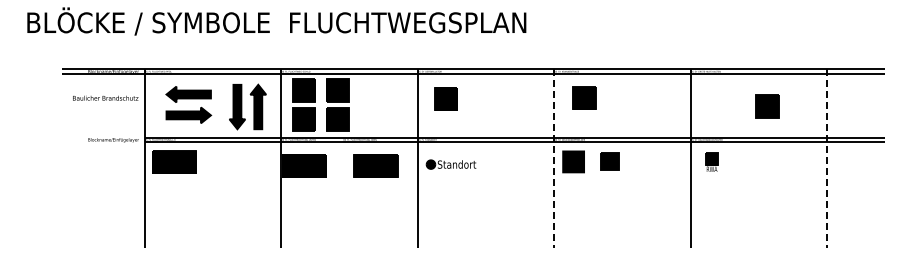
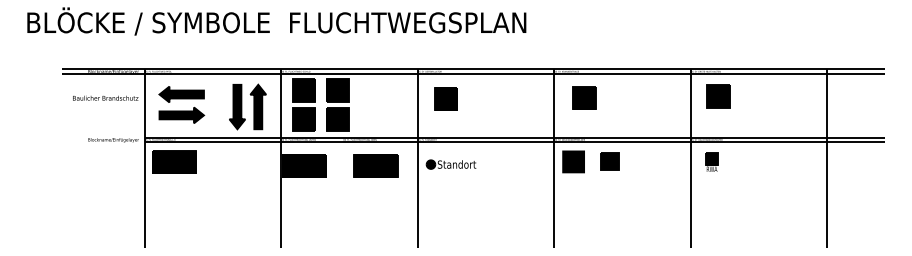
part position: (188, 104) -> (181, 104) (181, 104)
part position: (767, 106) -> (718, 96) (718, 96)
line: dashed -> solid (554, 159)
line: dashed -> solid (827, 159)
